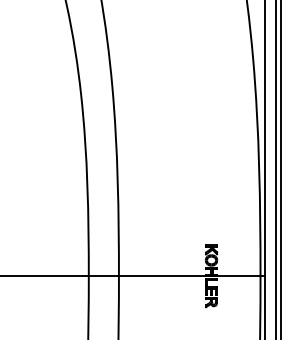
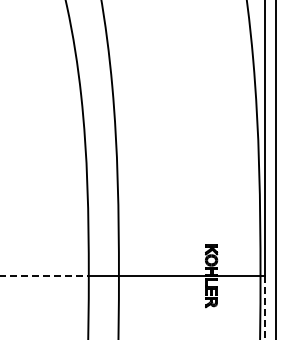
line: present -> none (280, 169)
line: solid -> dashed (45, 276)
line: solid -> dashed (265, 308)
